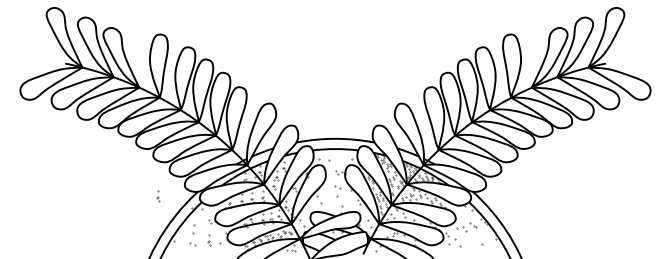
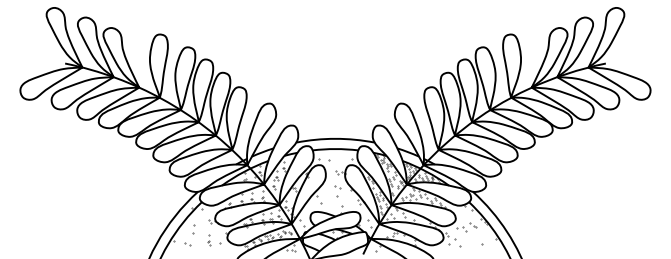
part: present -> none (158, 196)
part position: (192, 244) -> (187, 244) (187, 244)
